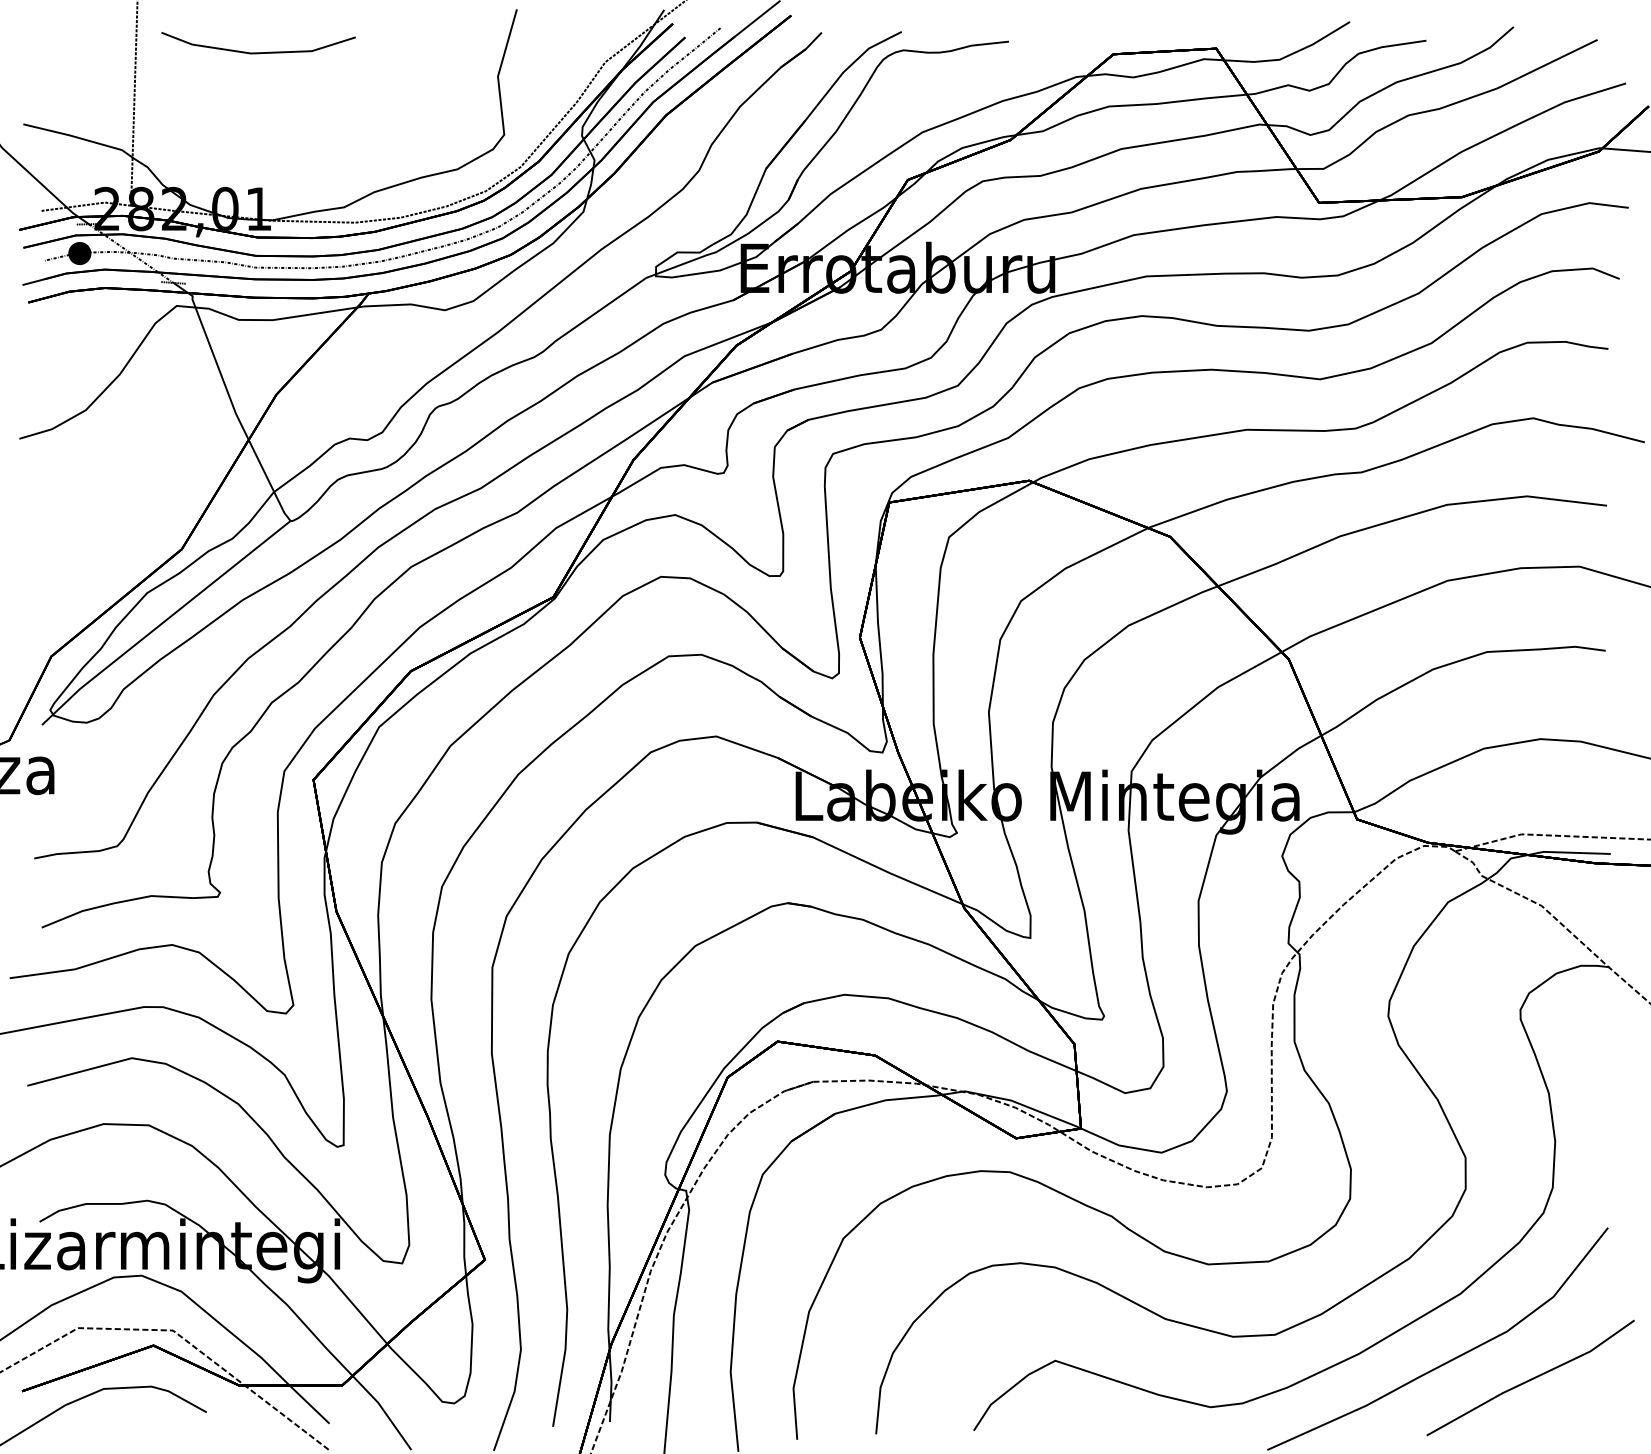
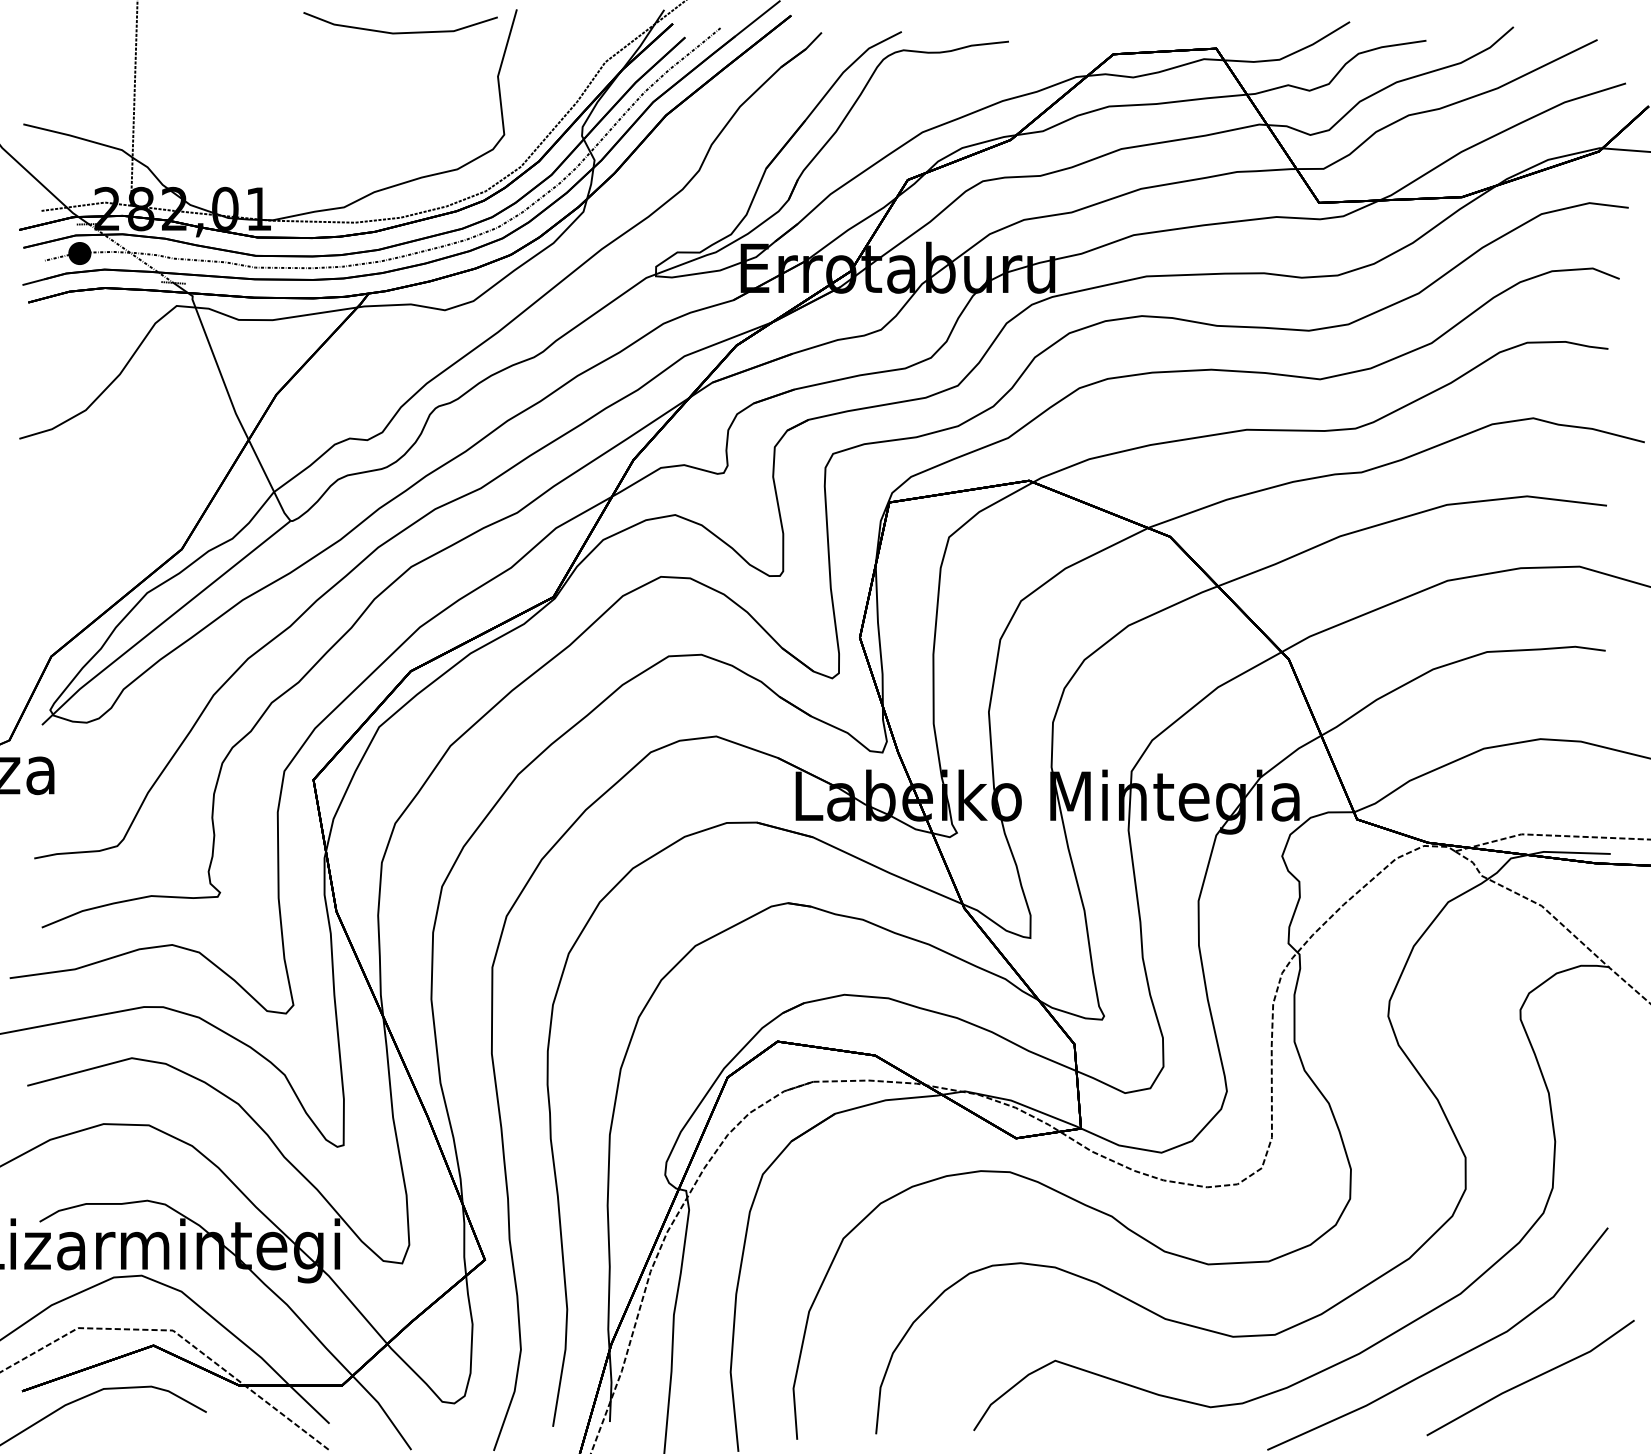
part position: (258, 52) -> (400, 32) (400, 32)
